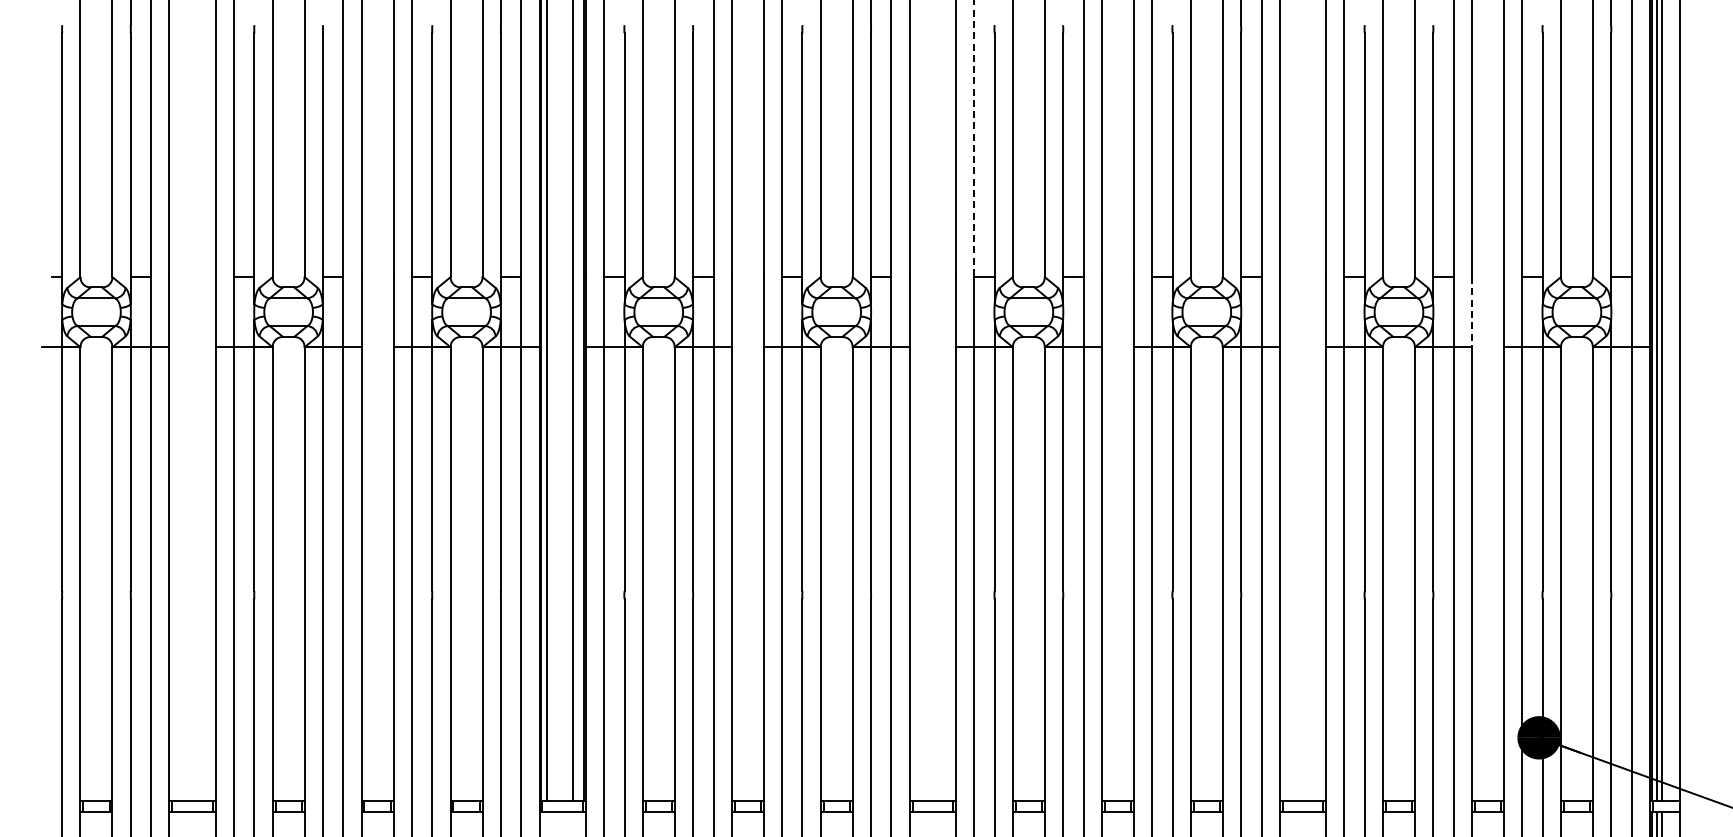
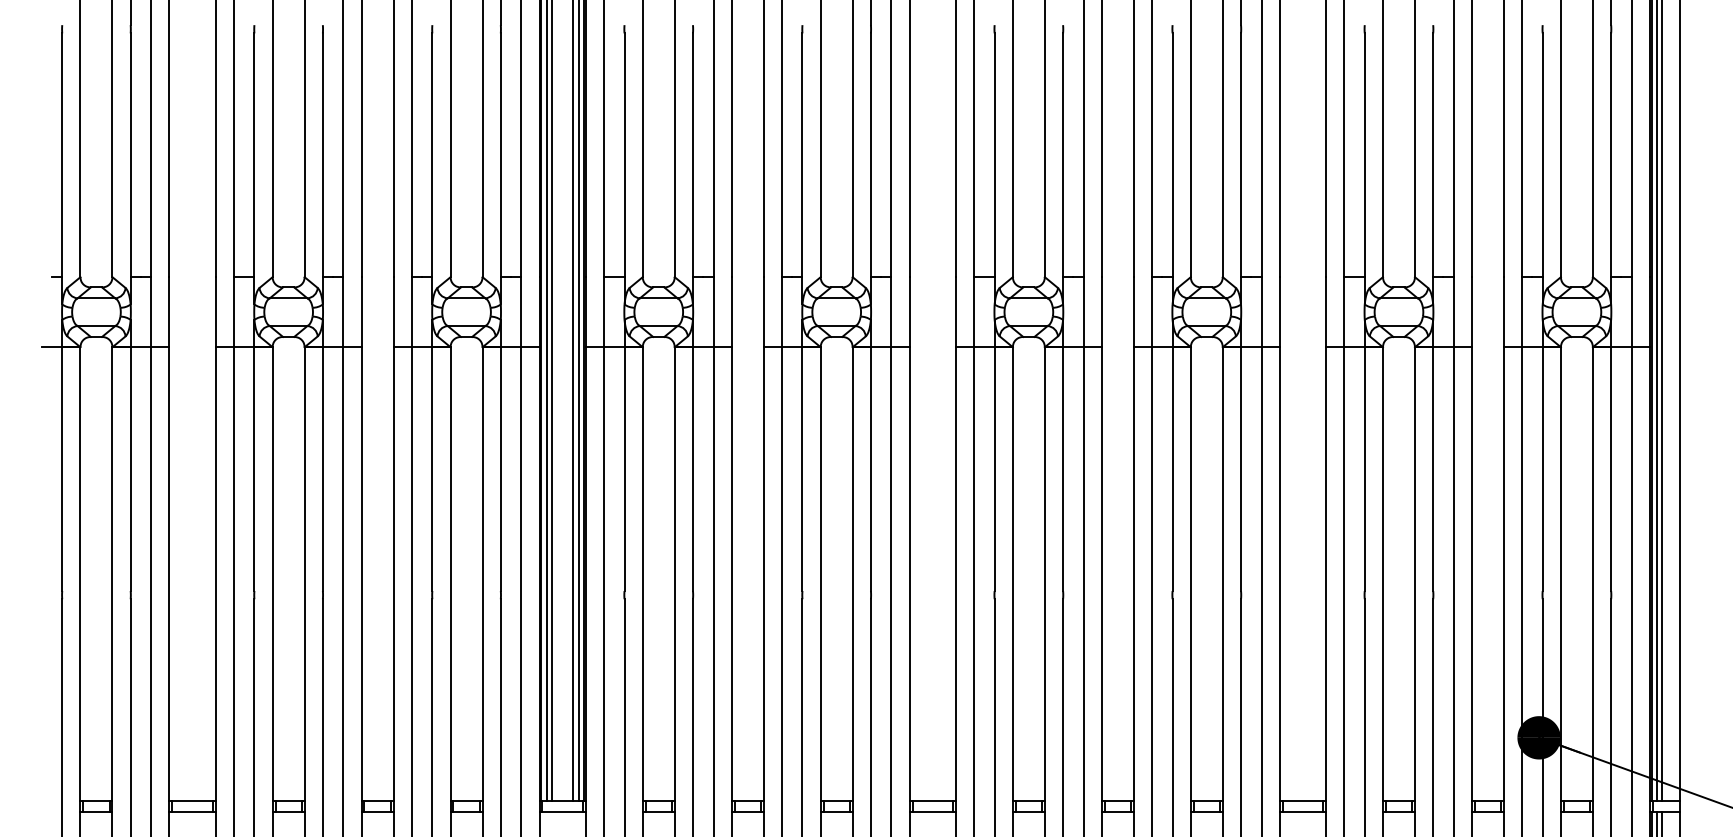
line: dashed -> solid (974, 139)
line: dashed -> solid (1471, 312)
line: none -> present (551, 401)
line: none -> present (578, 401)
